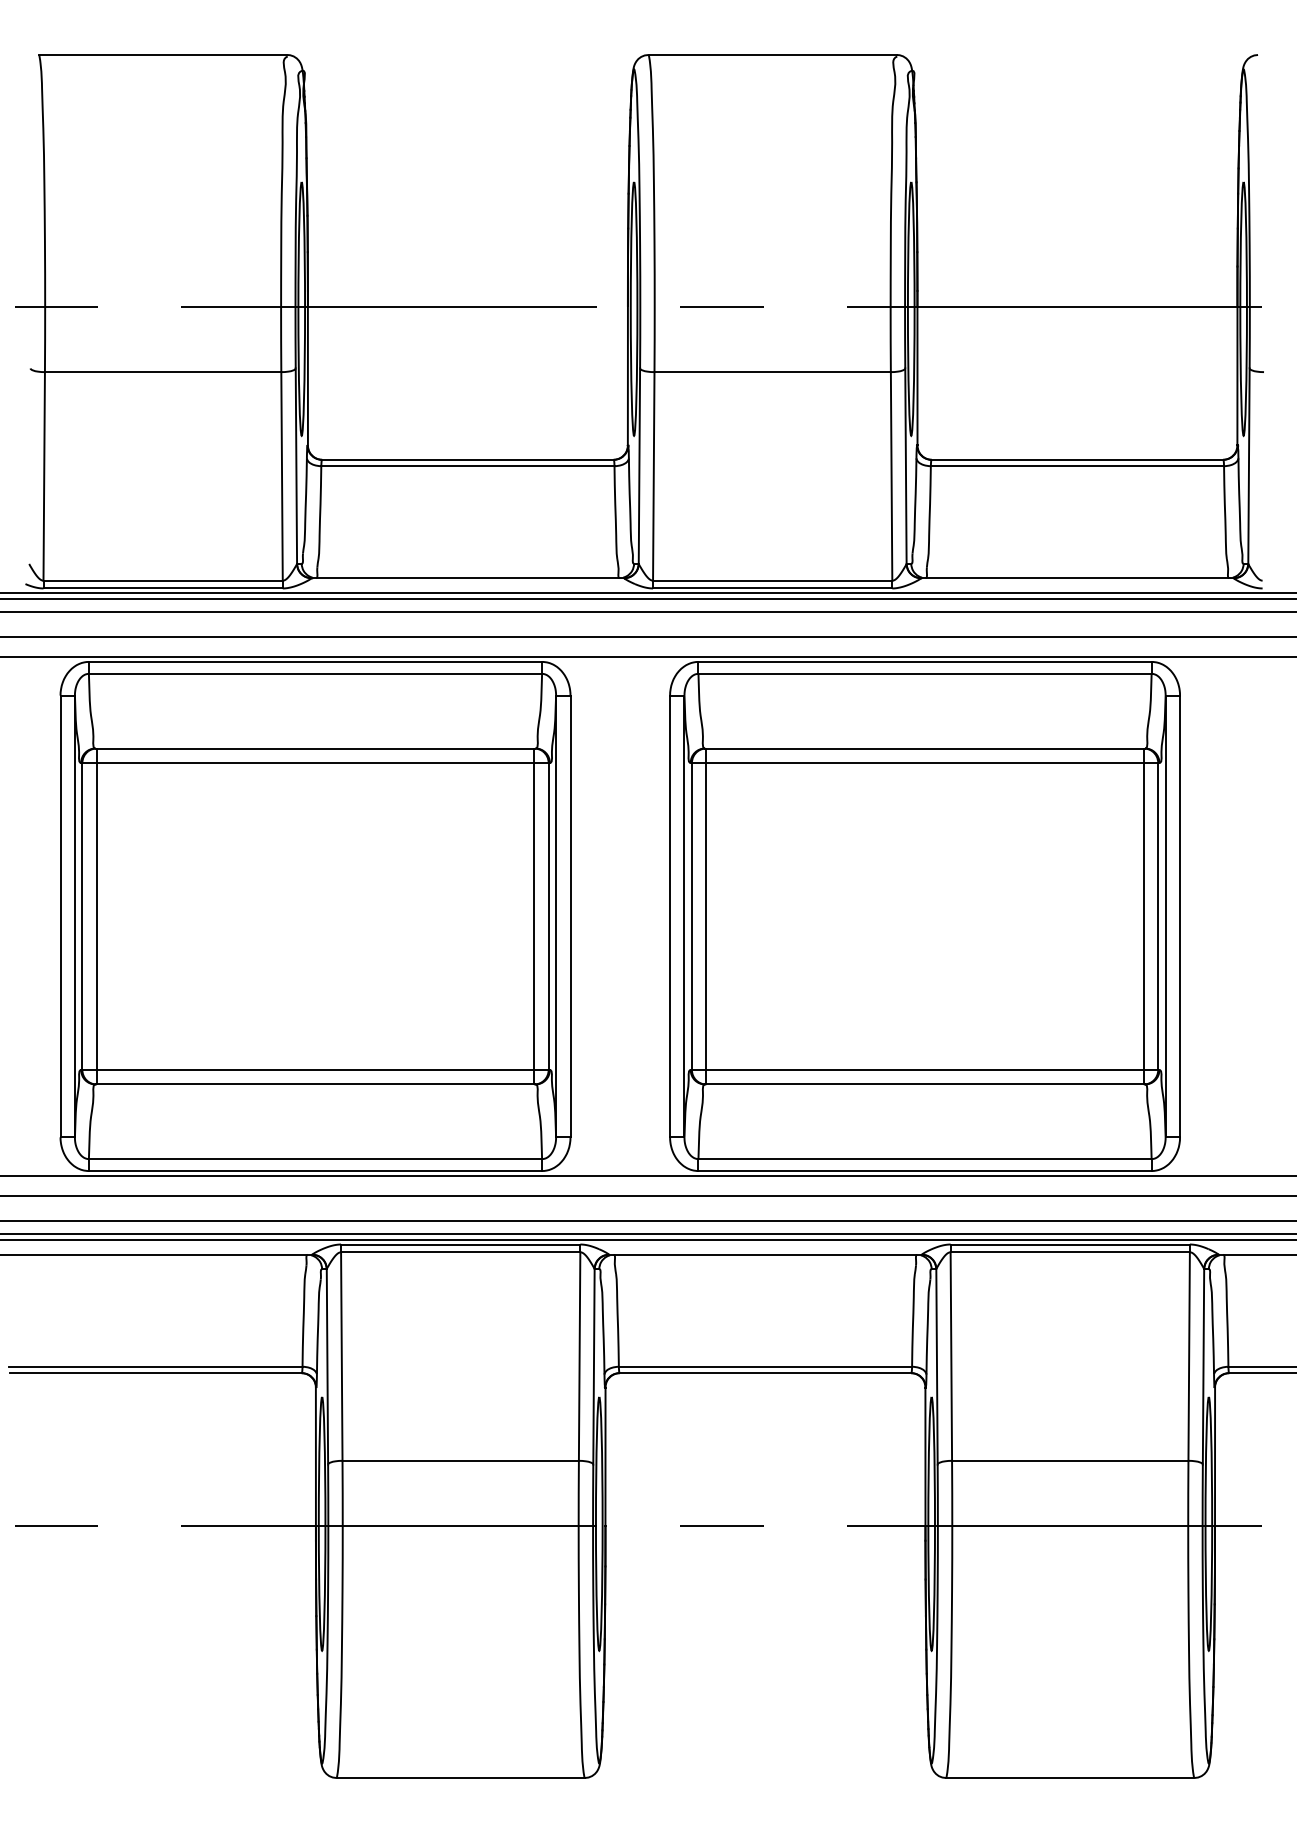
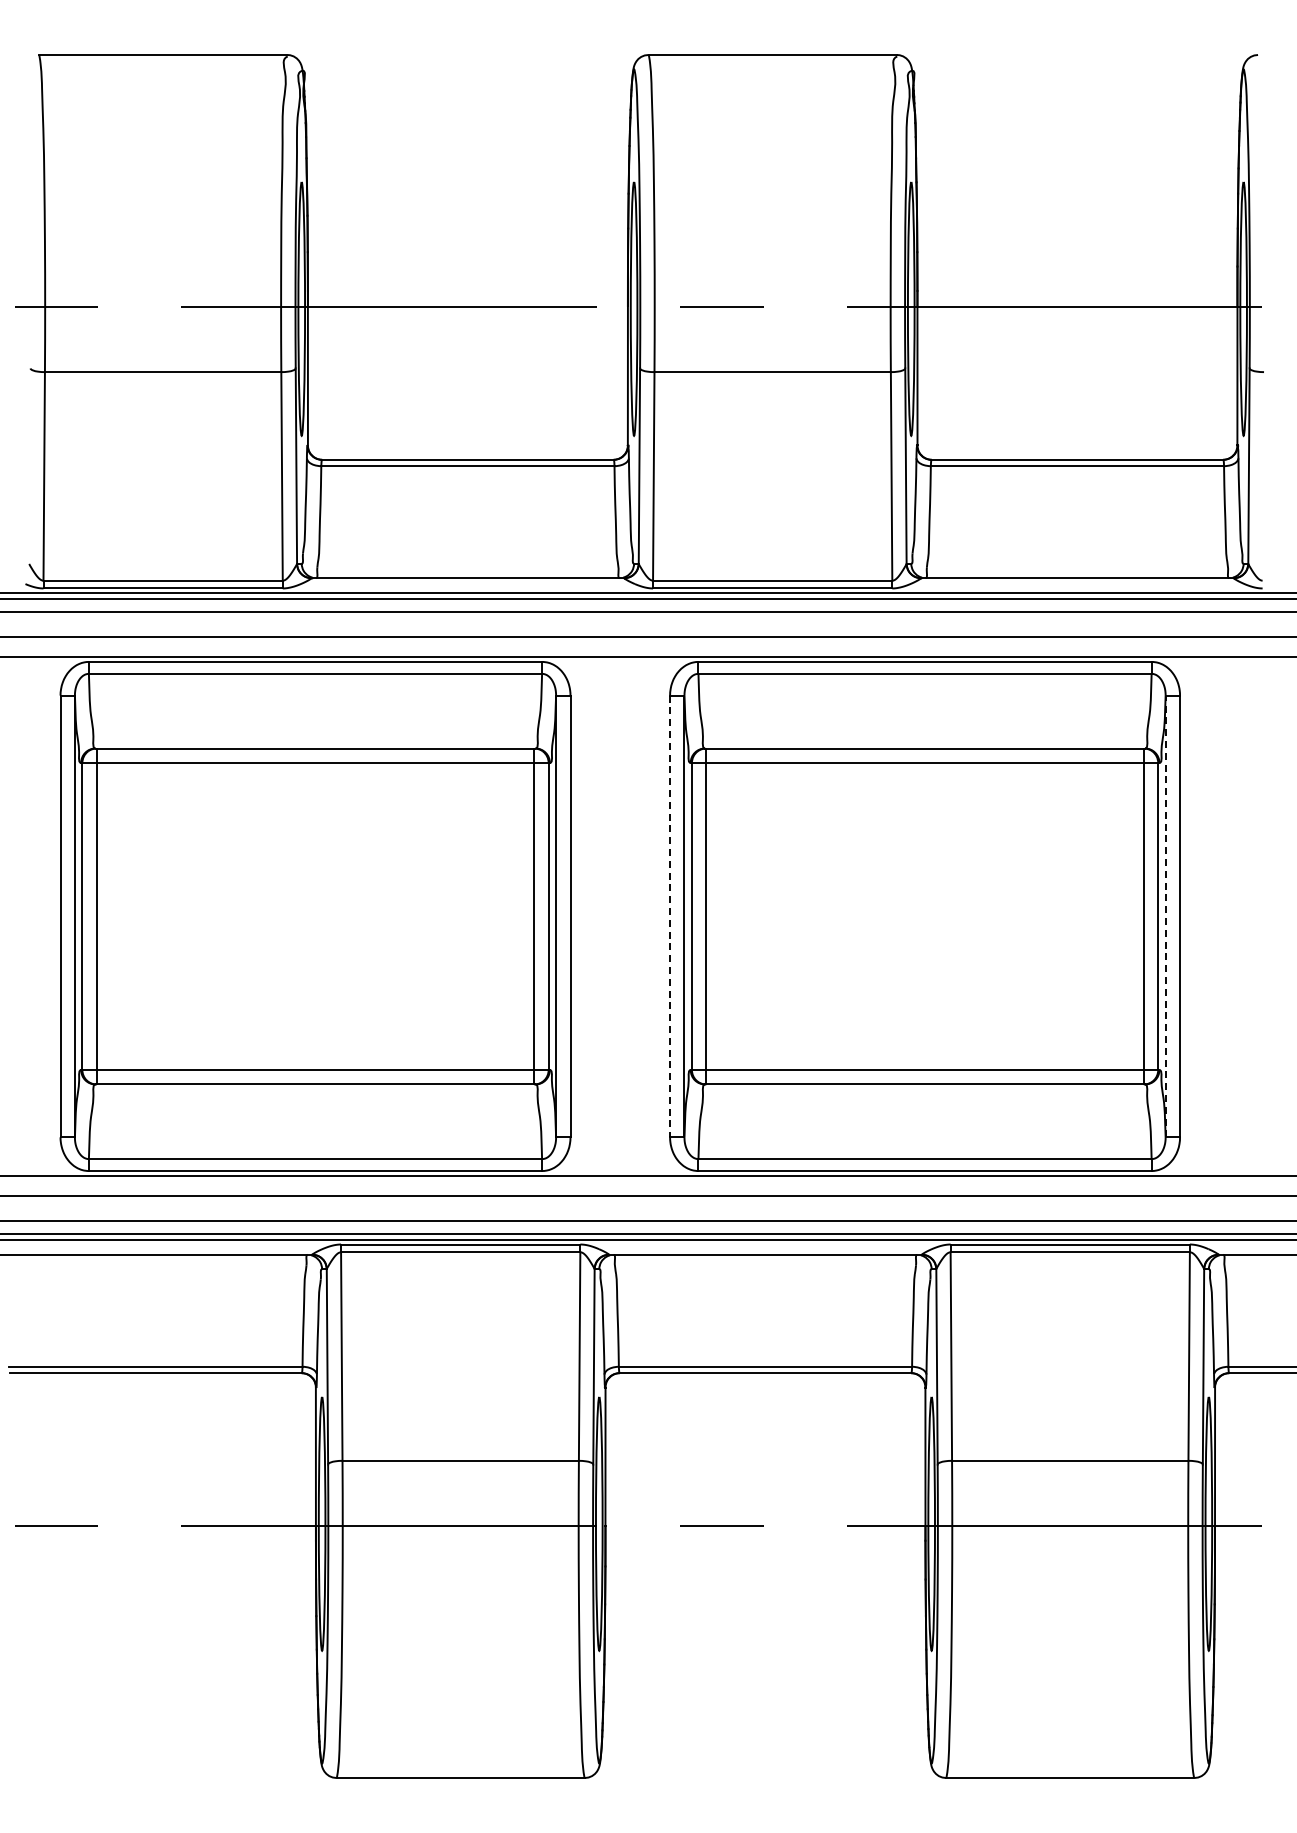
line: solid -> dashed (670, 916)
line: solid -> dashed (1165, 916)
